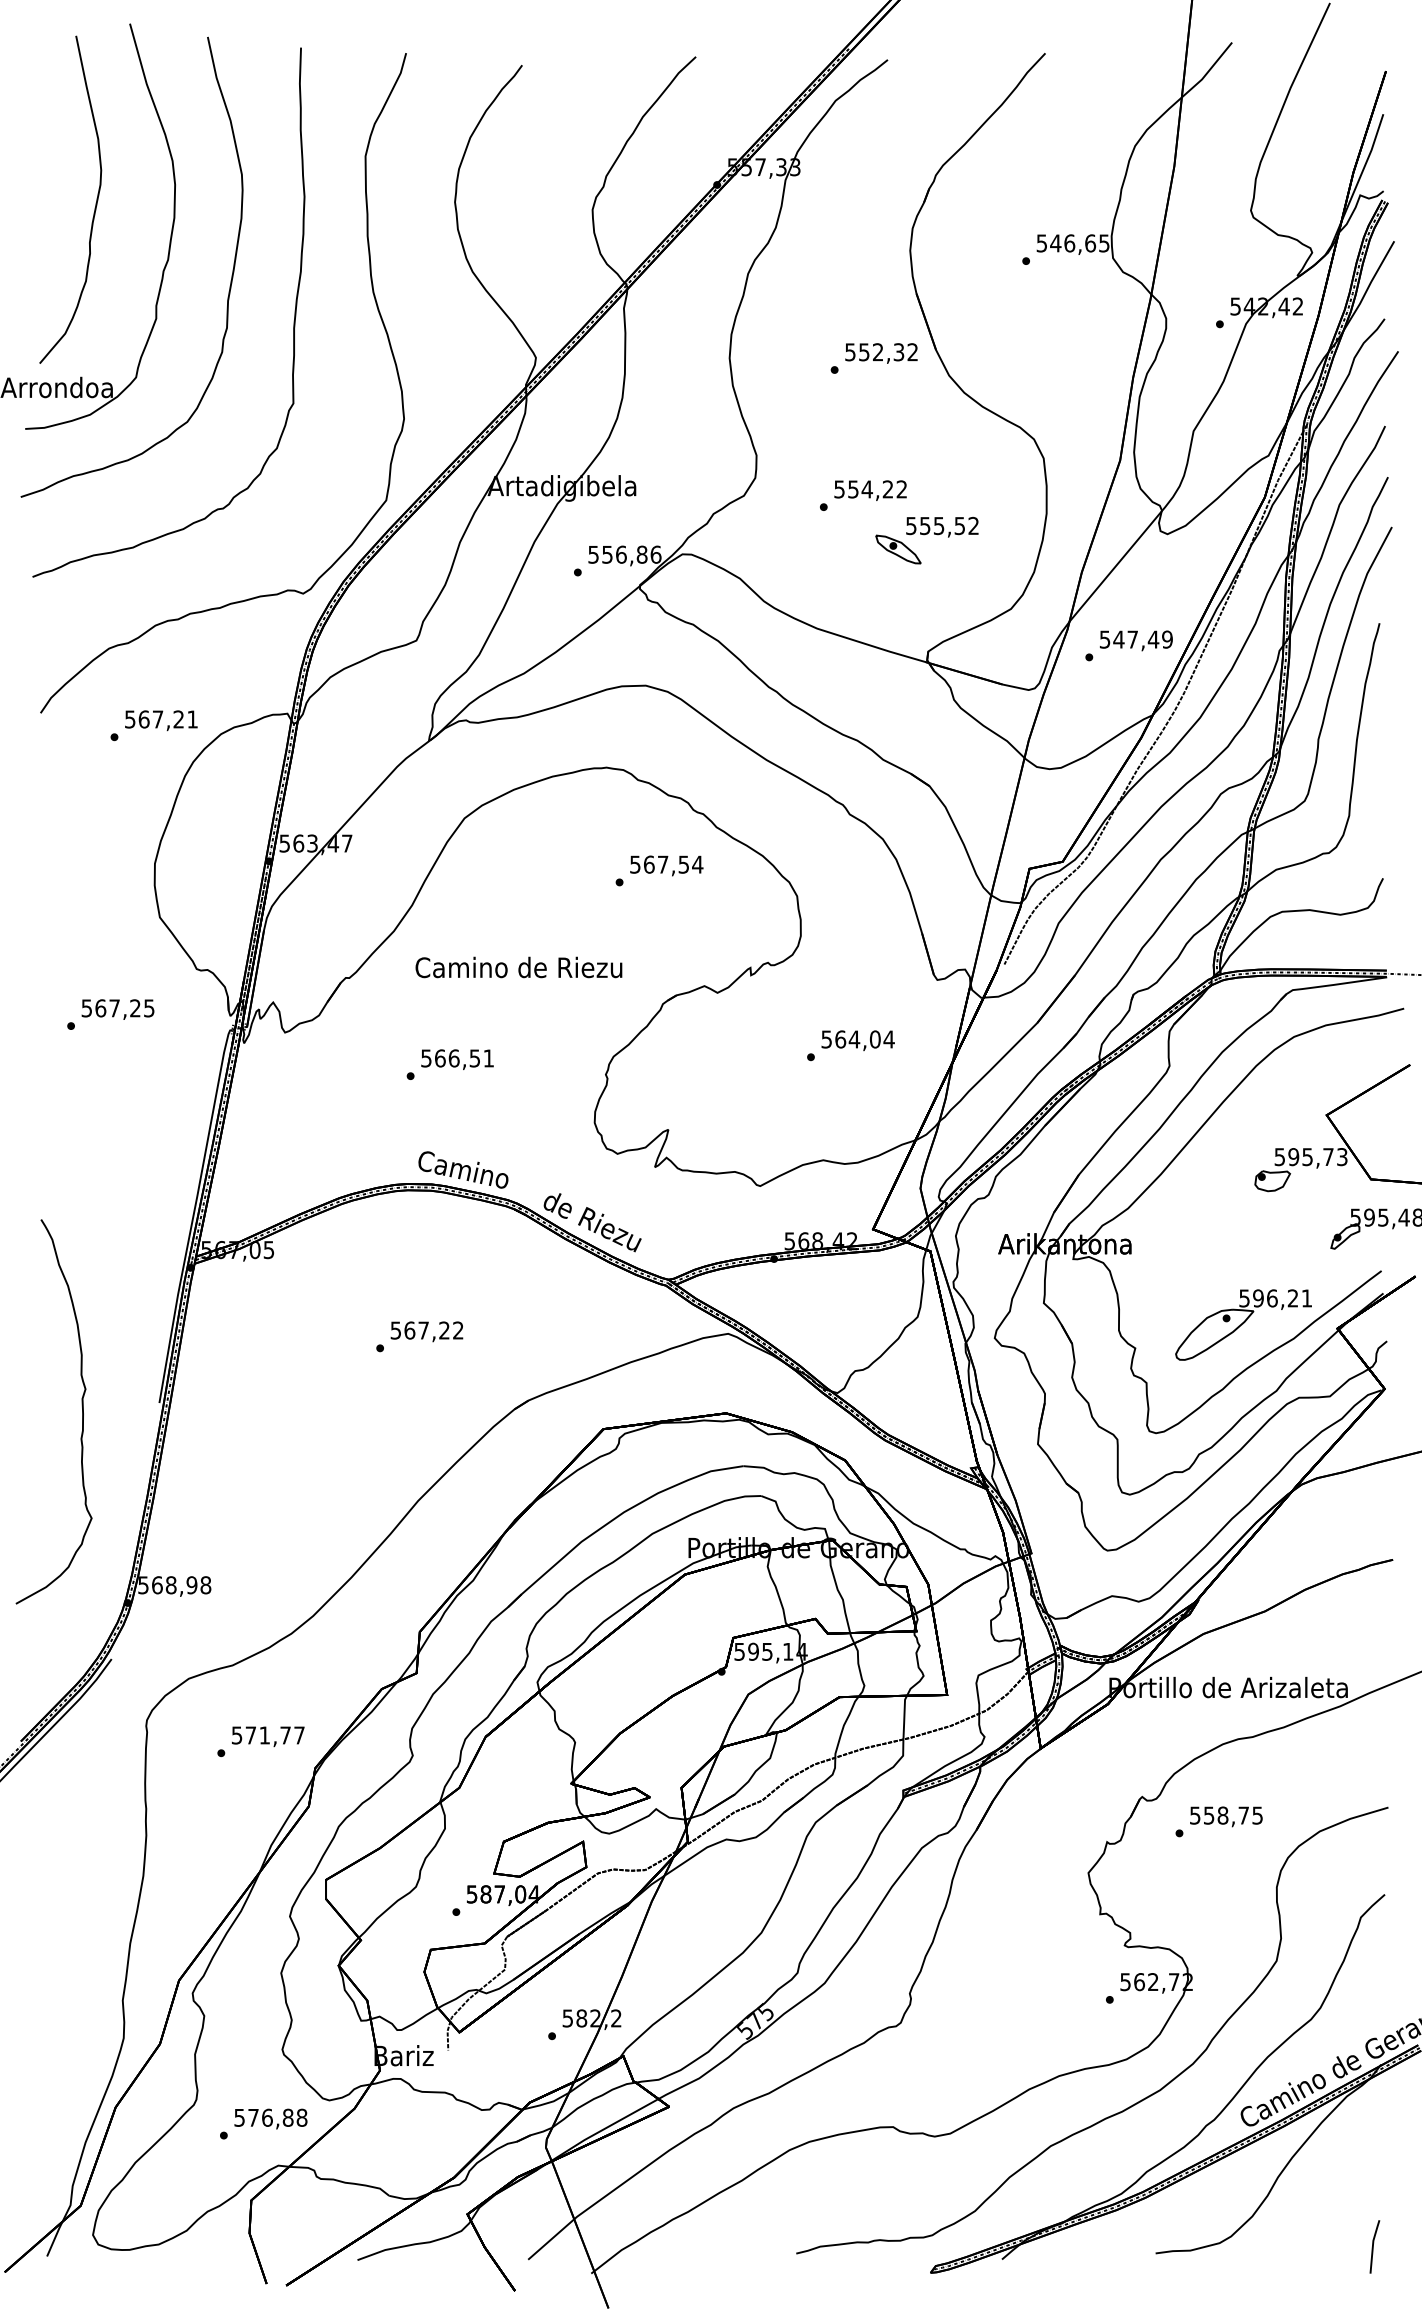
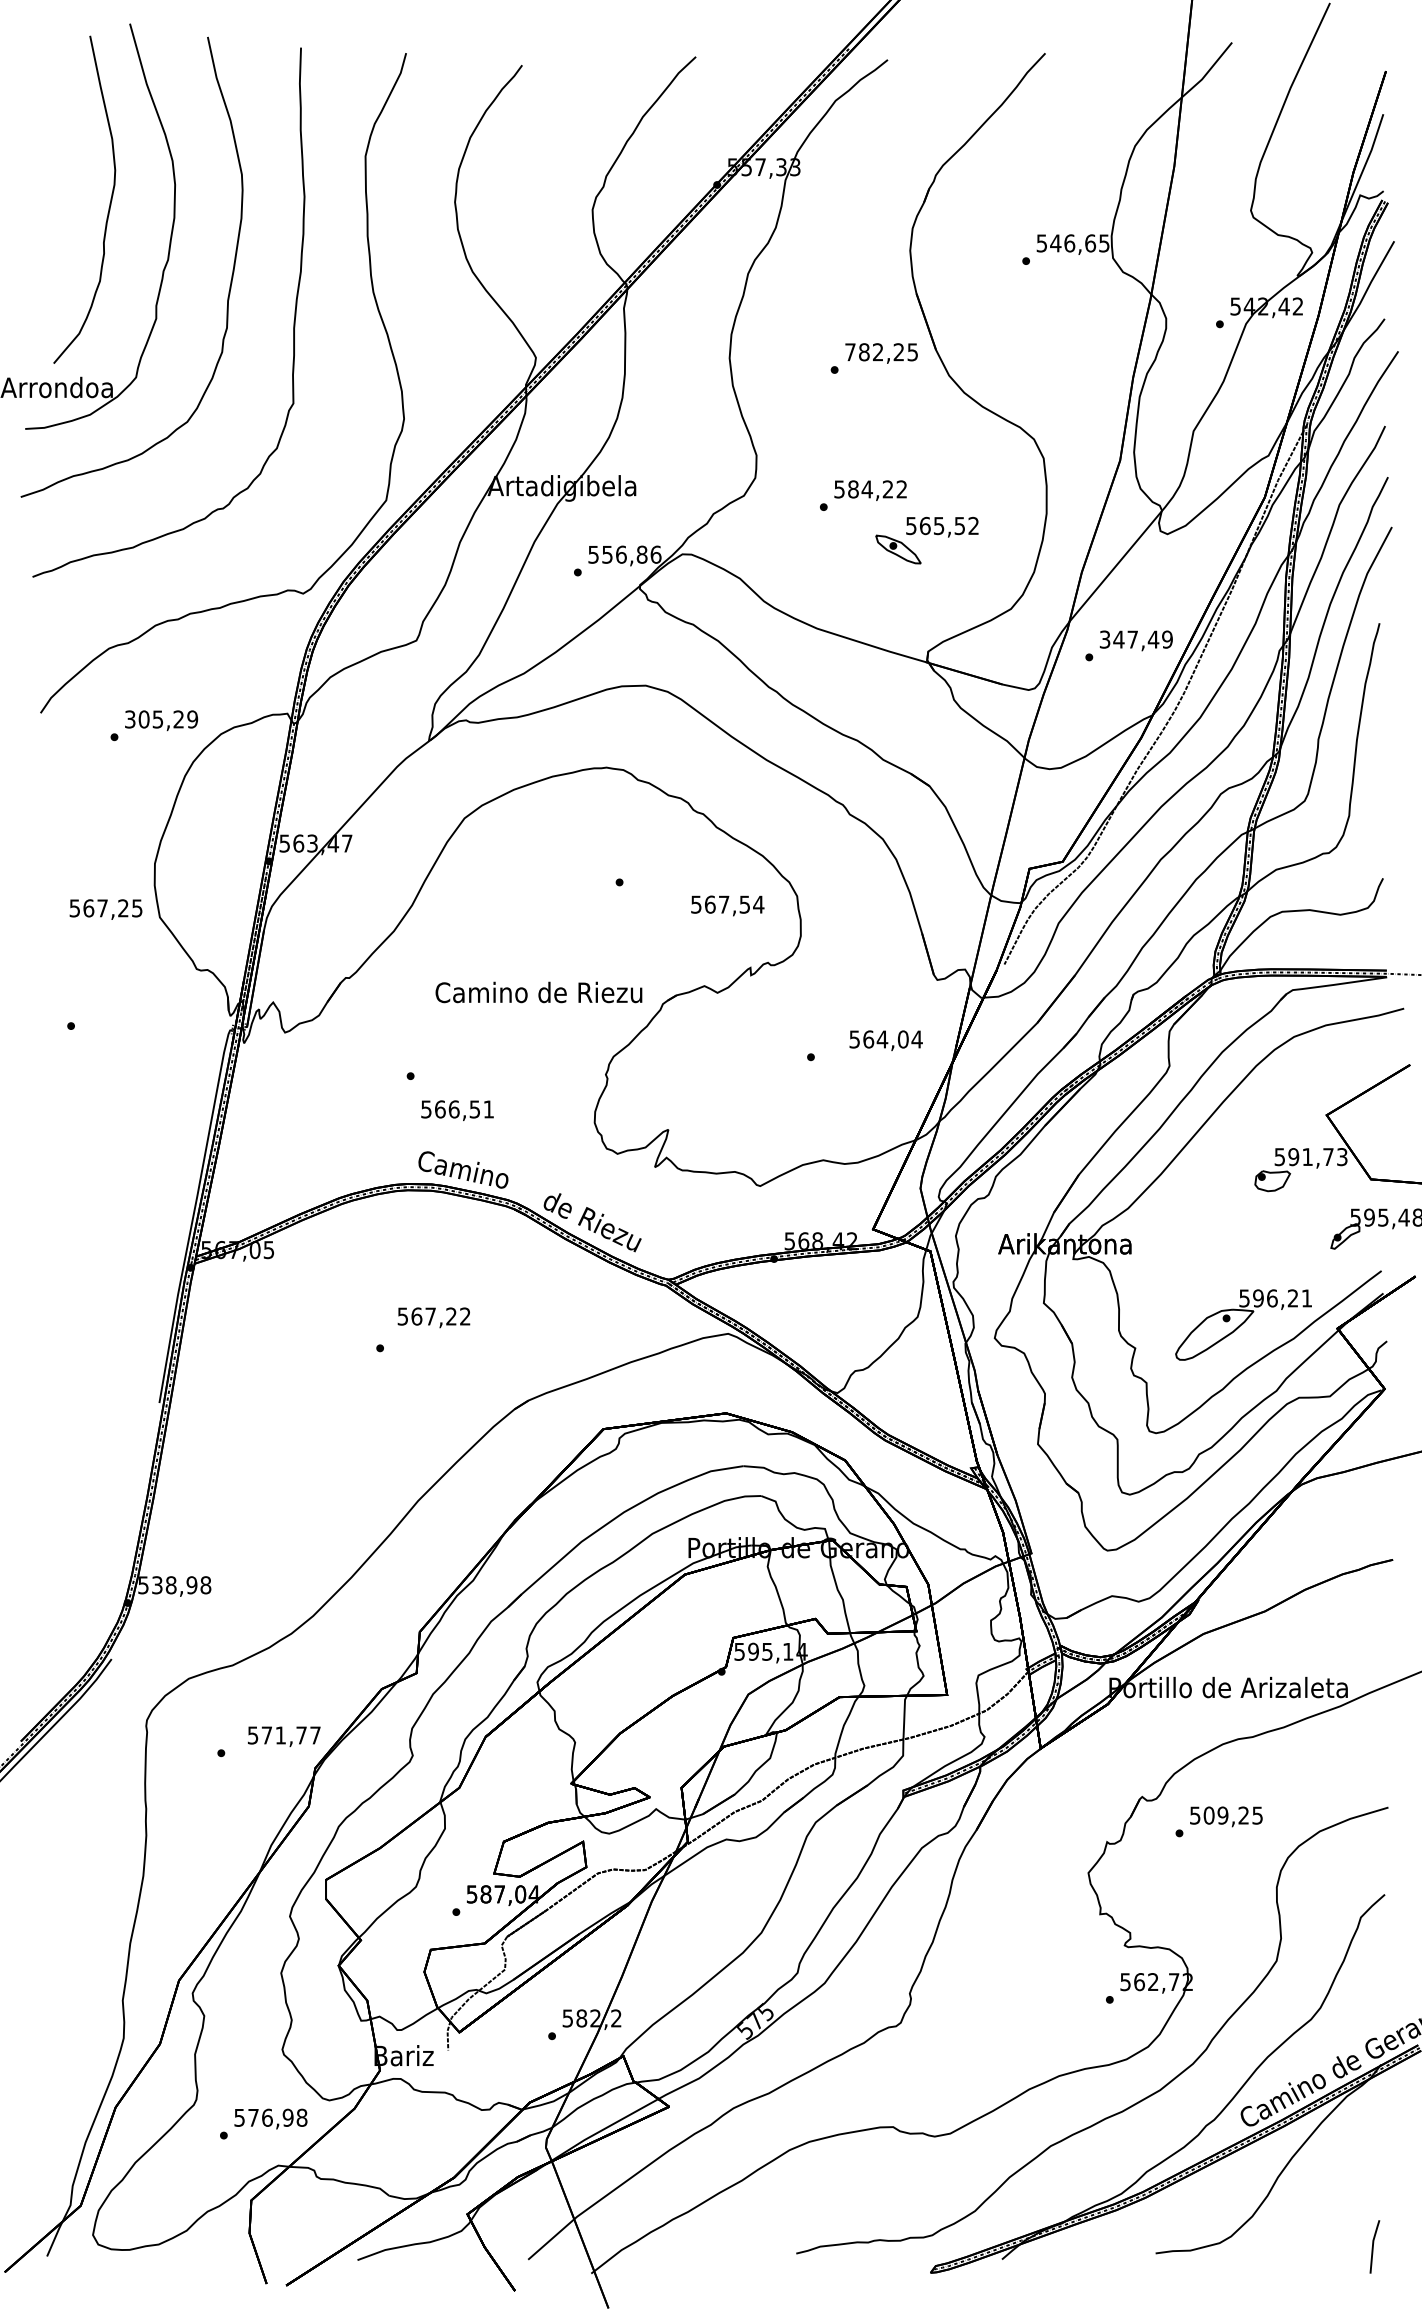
curve position: (95, 203) -> (109, 203) (109, 203)
text: 552,32 -> 782,25 (881, 352)
text: 554,22 -> 584,22 (853, 489)
text: 555,52 -> 565,52 (925, 525)
text: 547,49 -> 347,49 (1105, 638)
text: 567,21 -> 305,29 (161, 719)
text position: (666, 865) -> (727, 905) (727, 905)
text position: (518, 967) -> (538, 992) (538, 992)
text position: (117, 1009) -> (105, 909) (105, 909)
text position: (857, 1040) -> (885, 1040) (885, 1040)
text position: (457, 1059) -> (457, 1110) (457, 1110)
text: 595,73 -> 591,73 (1307, 1157)
text position: (426, 1331) -> (433, 1317) (433, 1317)
curve: present -> none (81, 1406)
text: 568,98 -> 538,98 (157, 1585)
text position: (268, 1736) -> (284, 1736) (284, 1736)
text: 558,75 -> 509,25 (1225, 1815)
text: 576,88 -> 576,98 (287, 2117)
